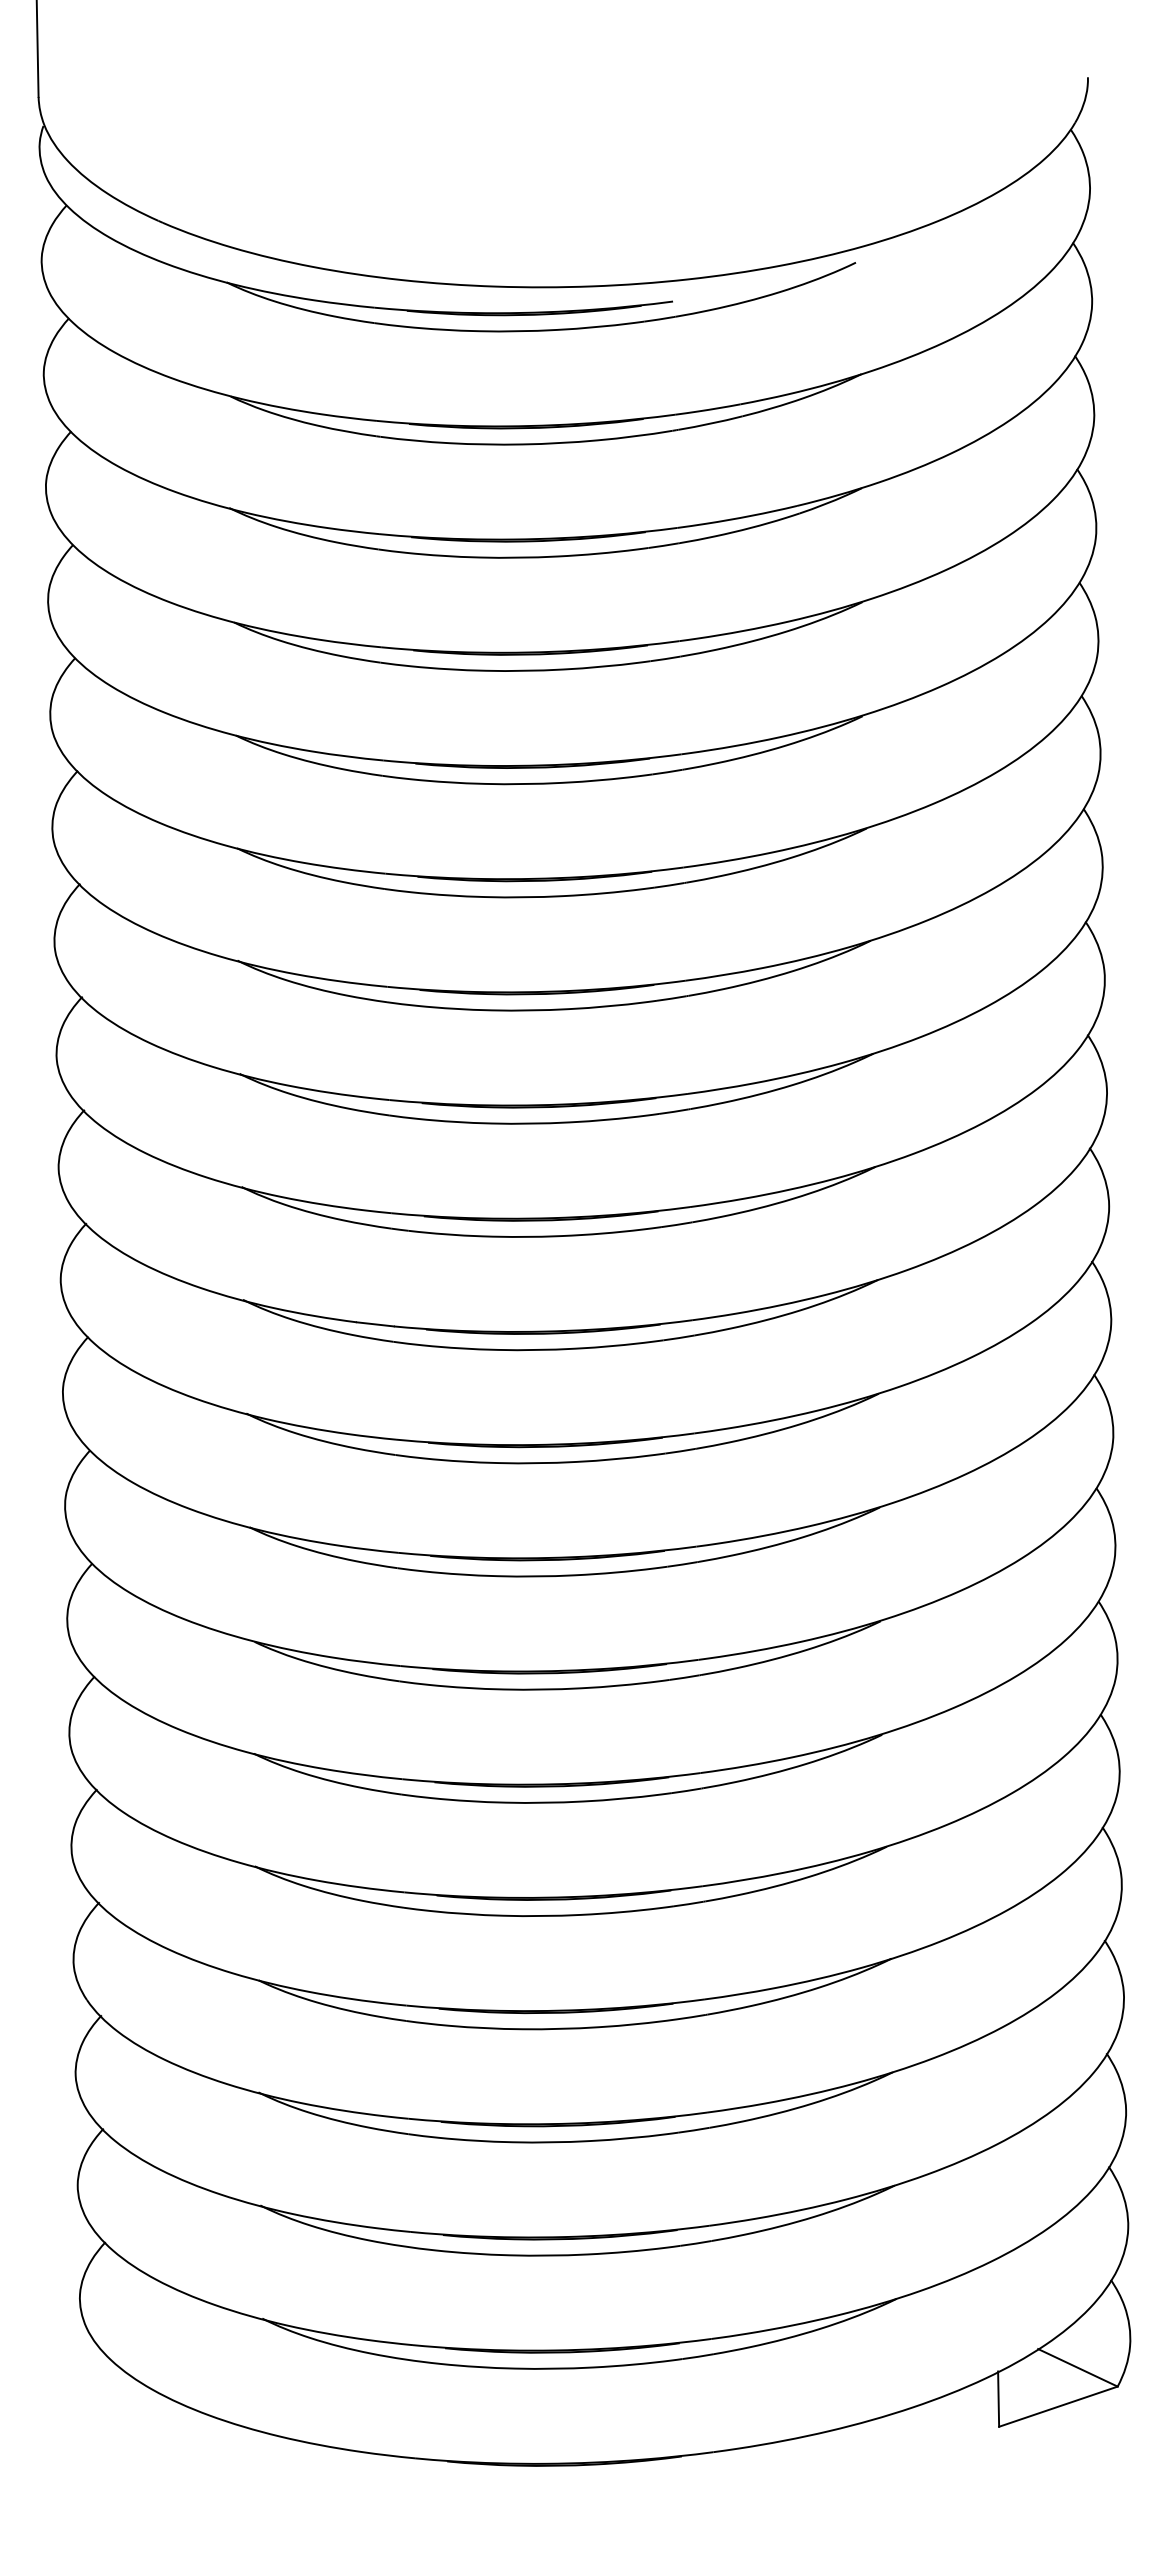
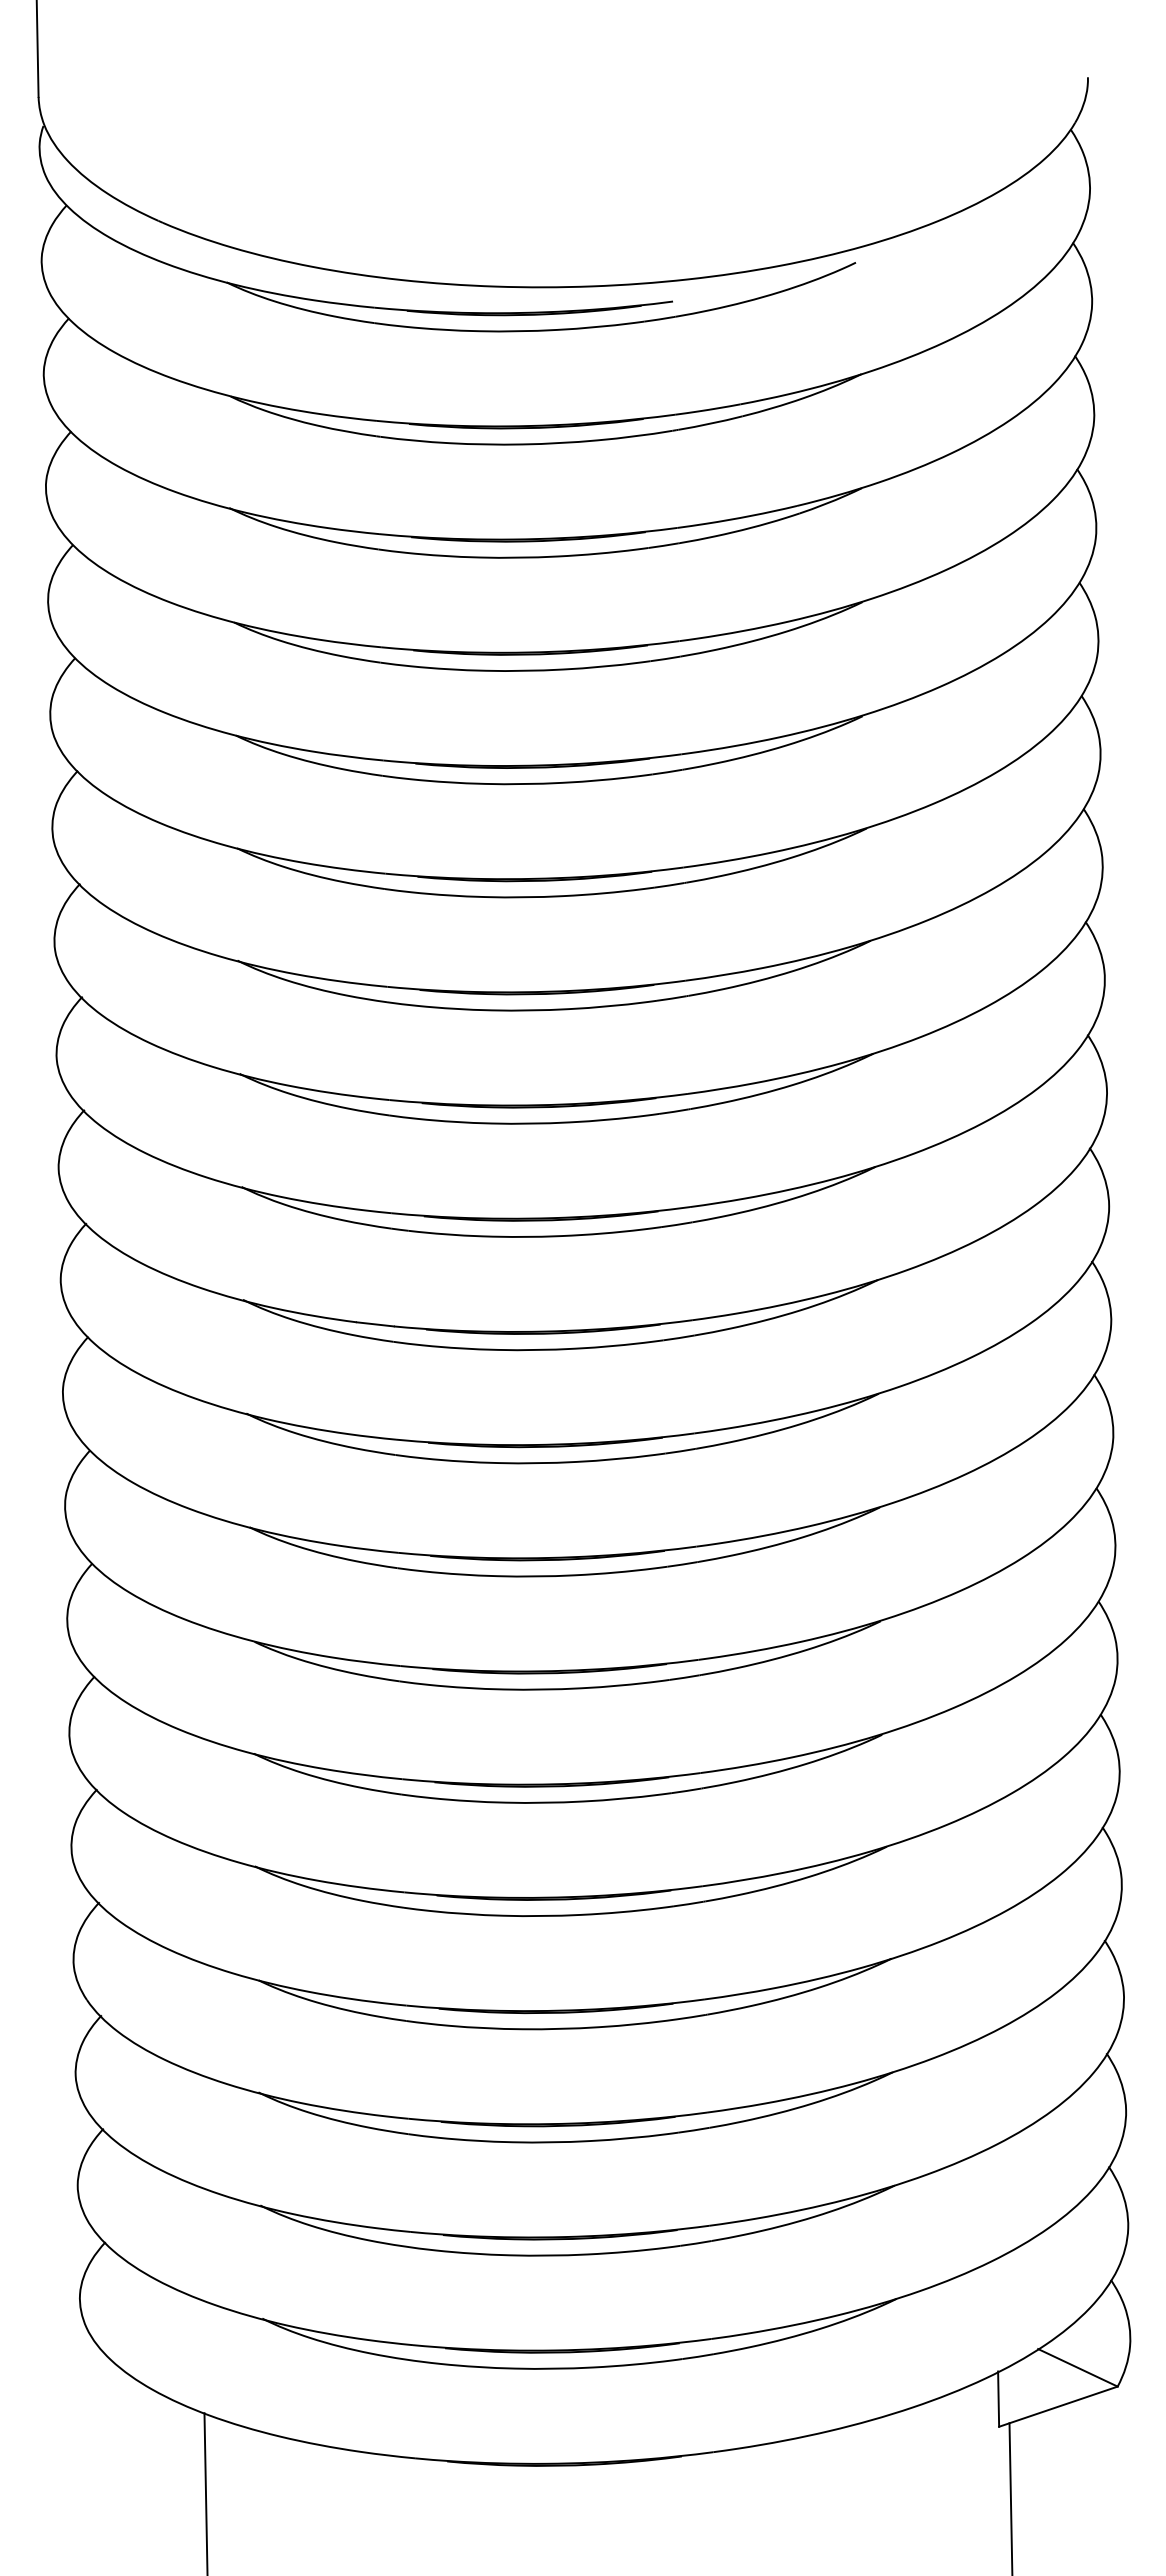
line: none -> present (205, 2492)
line: none -> present (1010, 2497)
